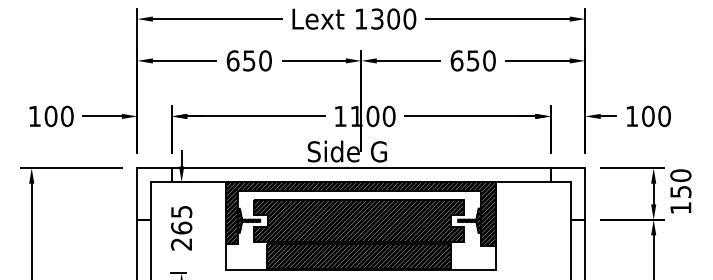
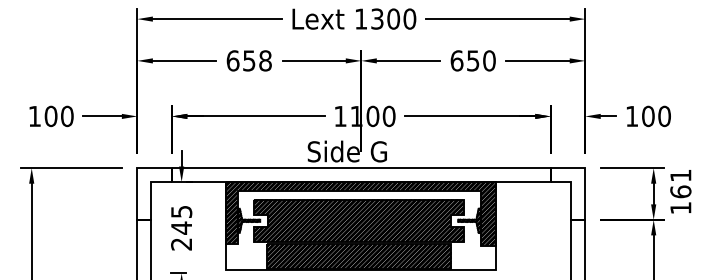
text: 650 -> 658 (265, 60)
text: 150 -> 161 (680, 183)
text: 265 -> 245 (181, 227)
